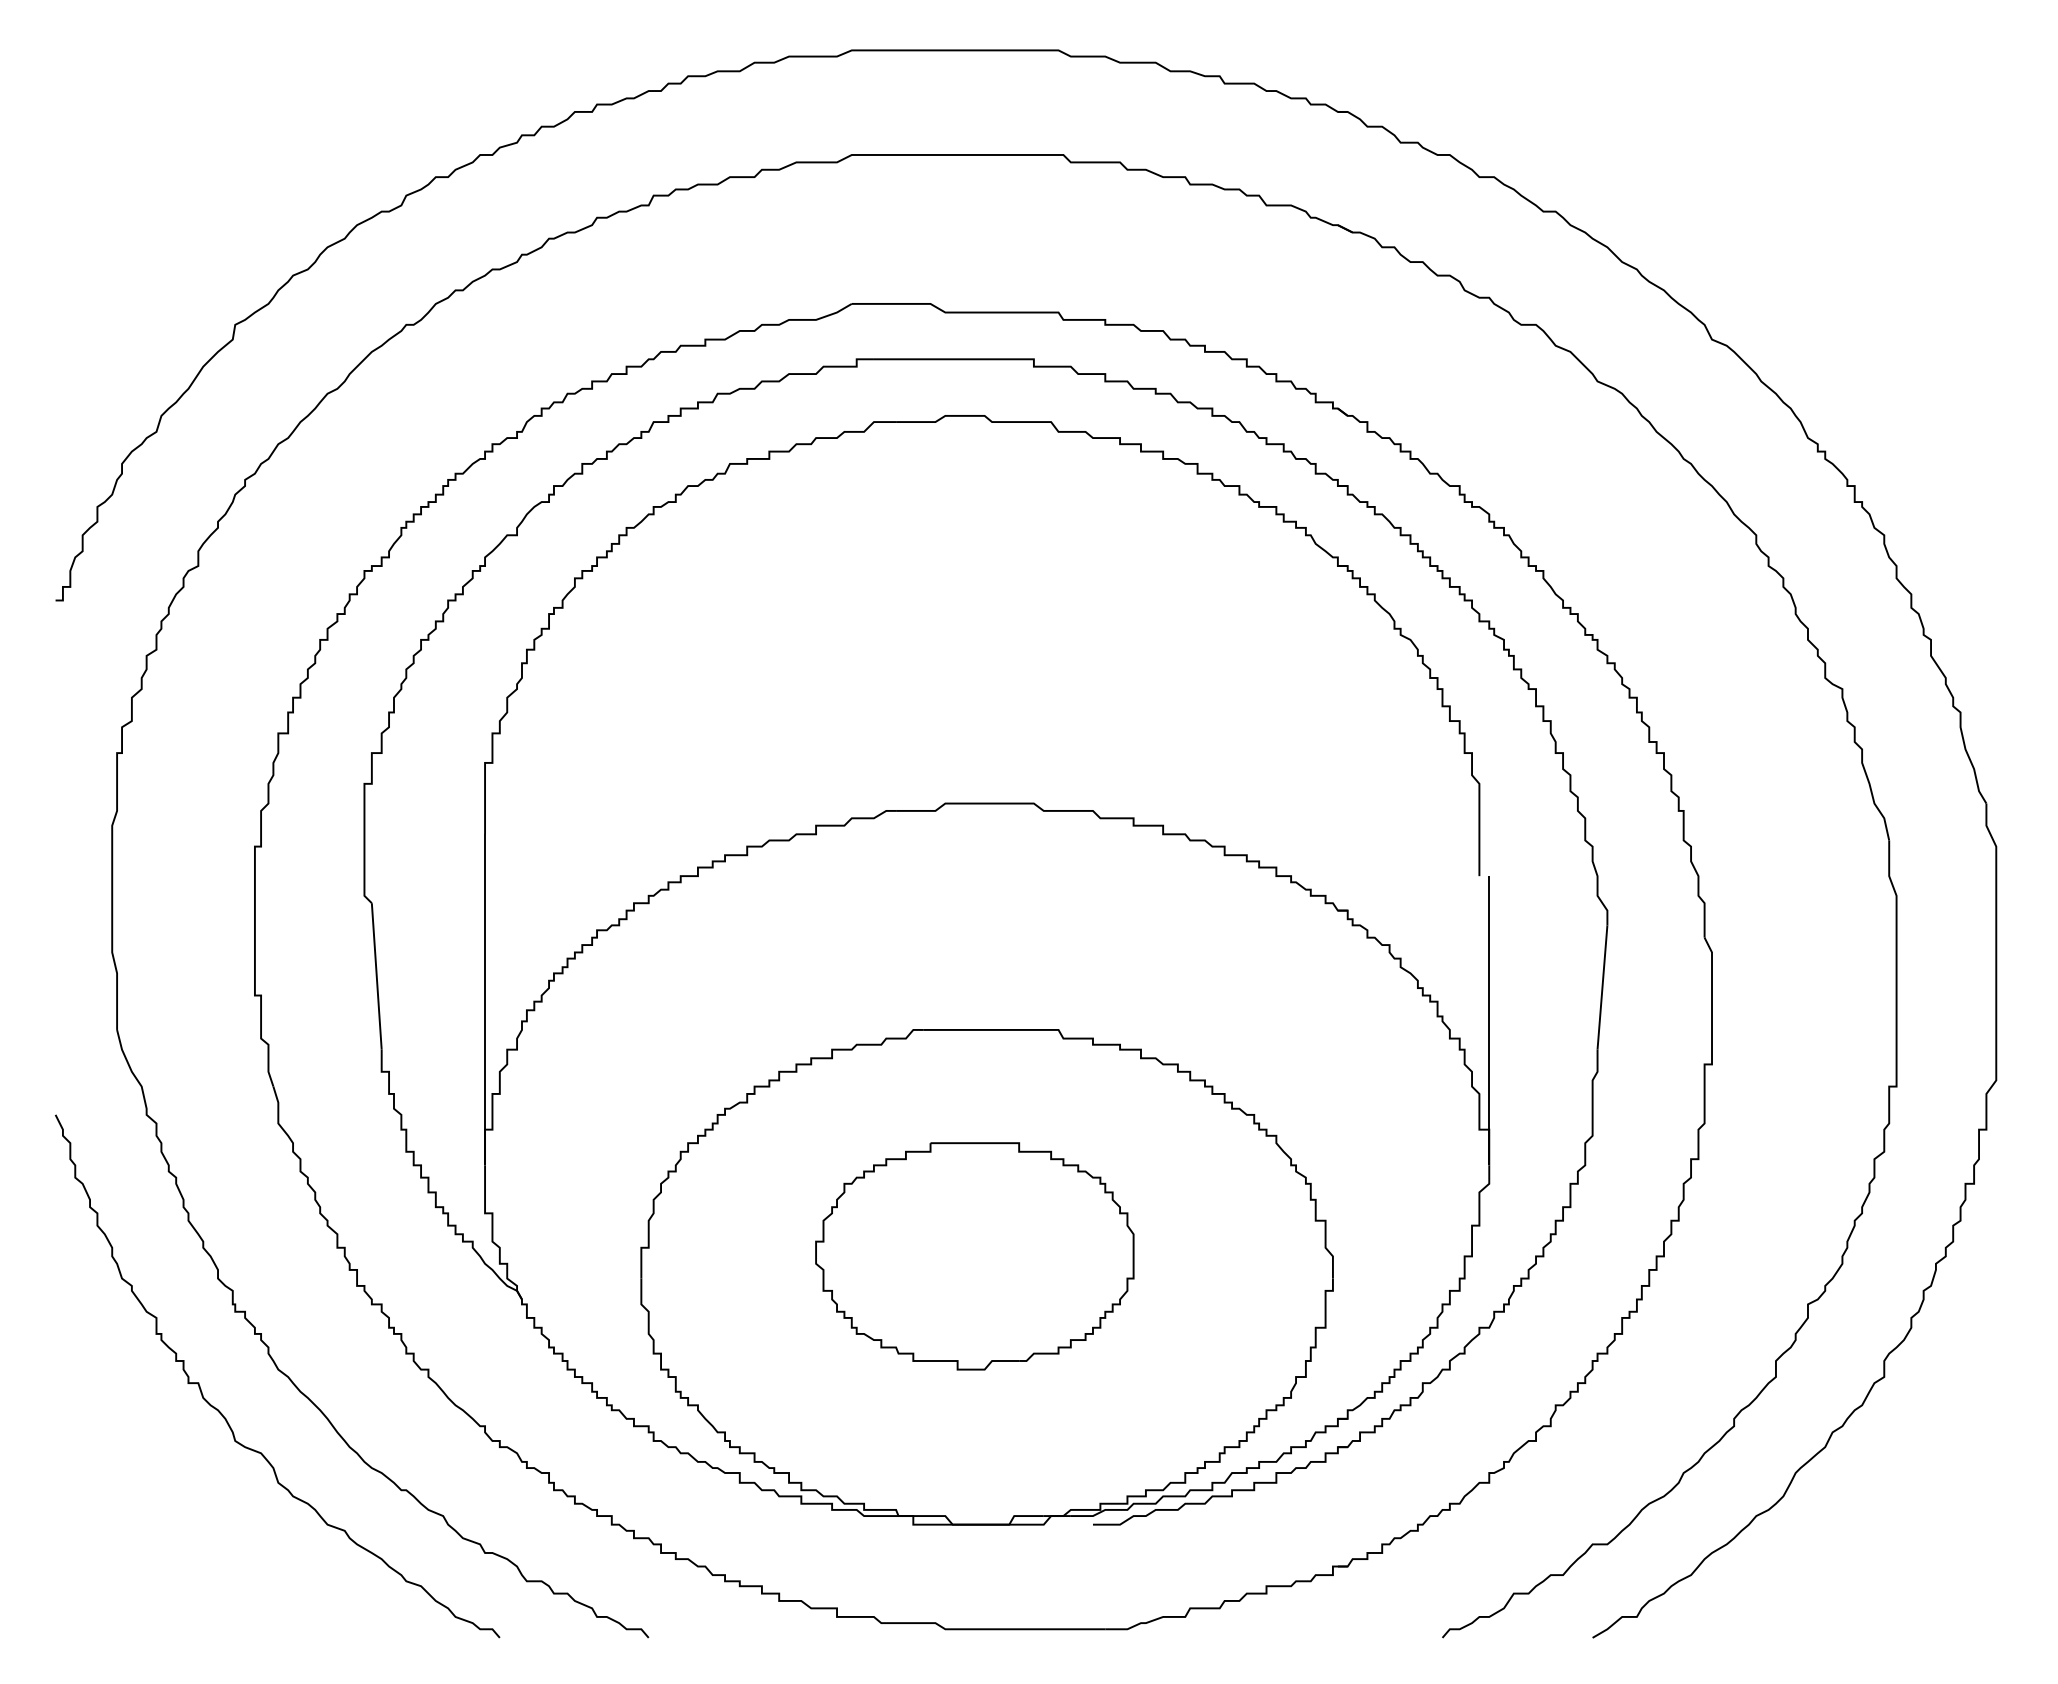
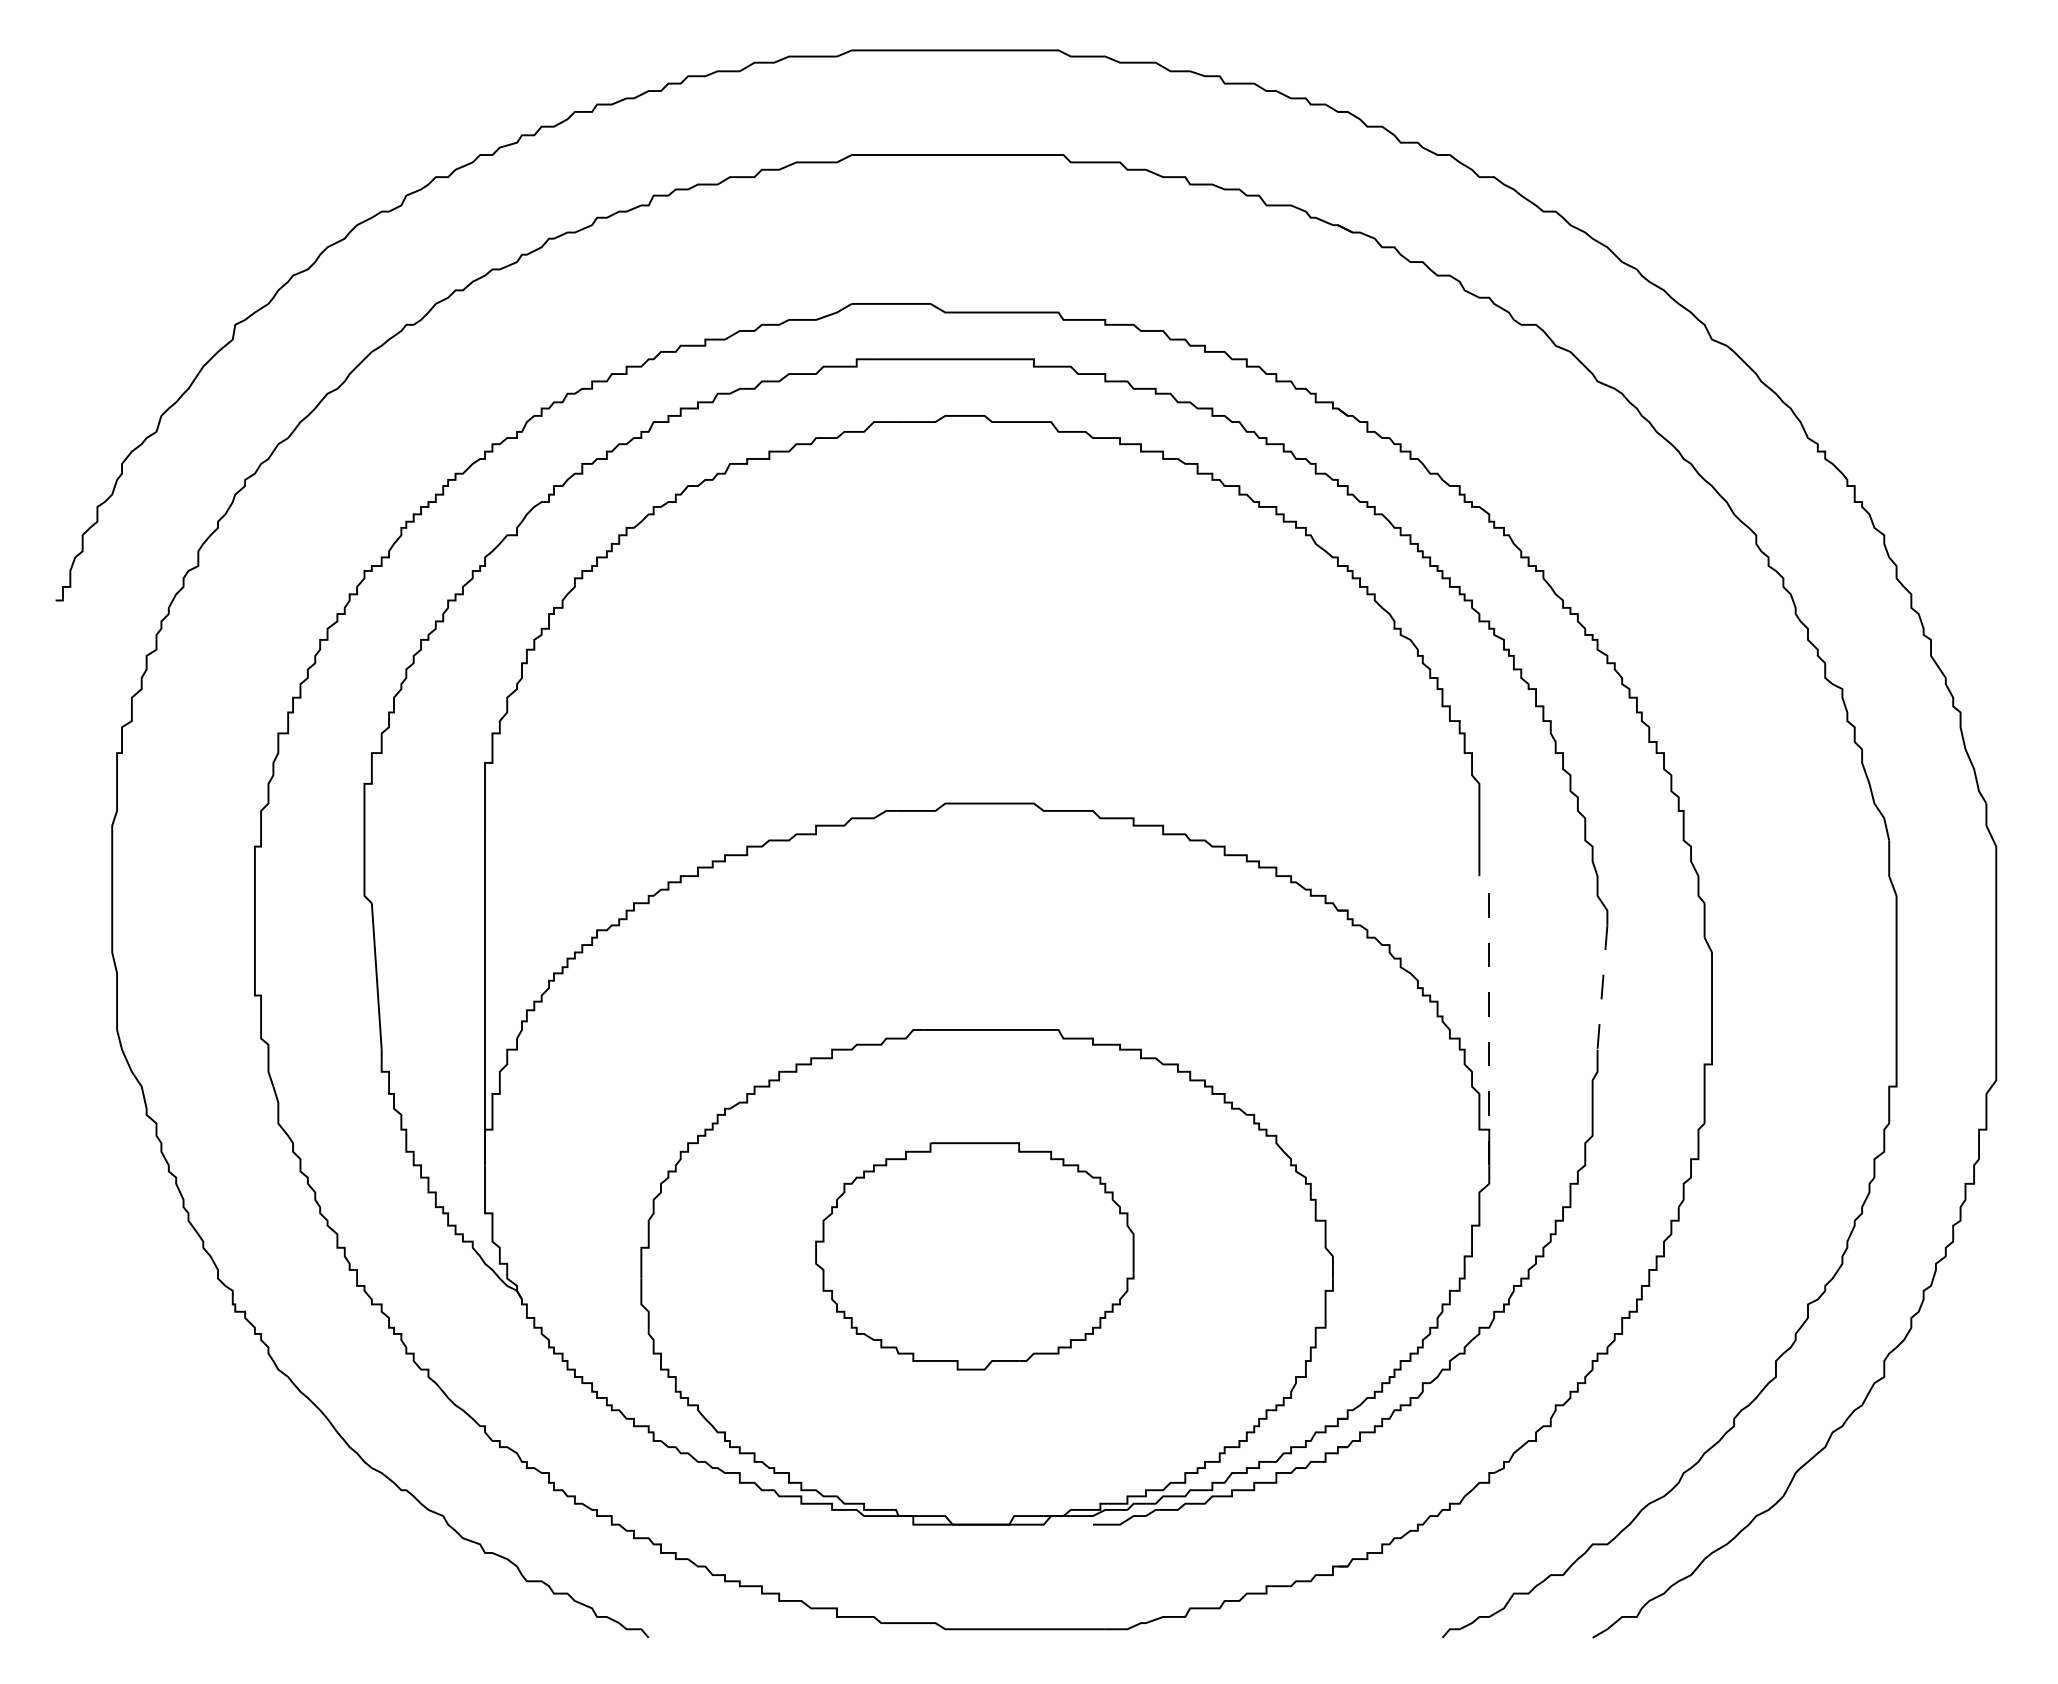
line: solid -> dashed (1602, 988)
line: solid -> dashed (1489, 1020)
curve: present -> none (226, 1418)
